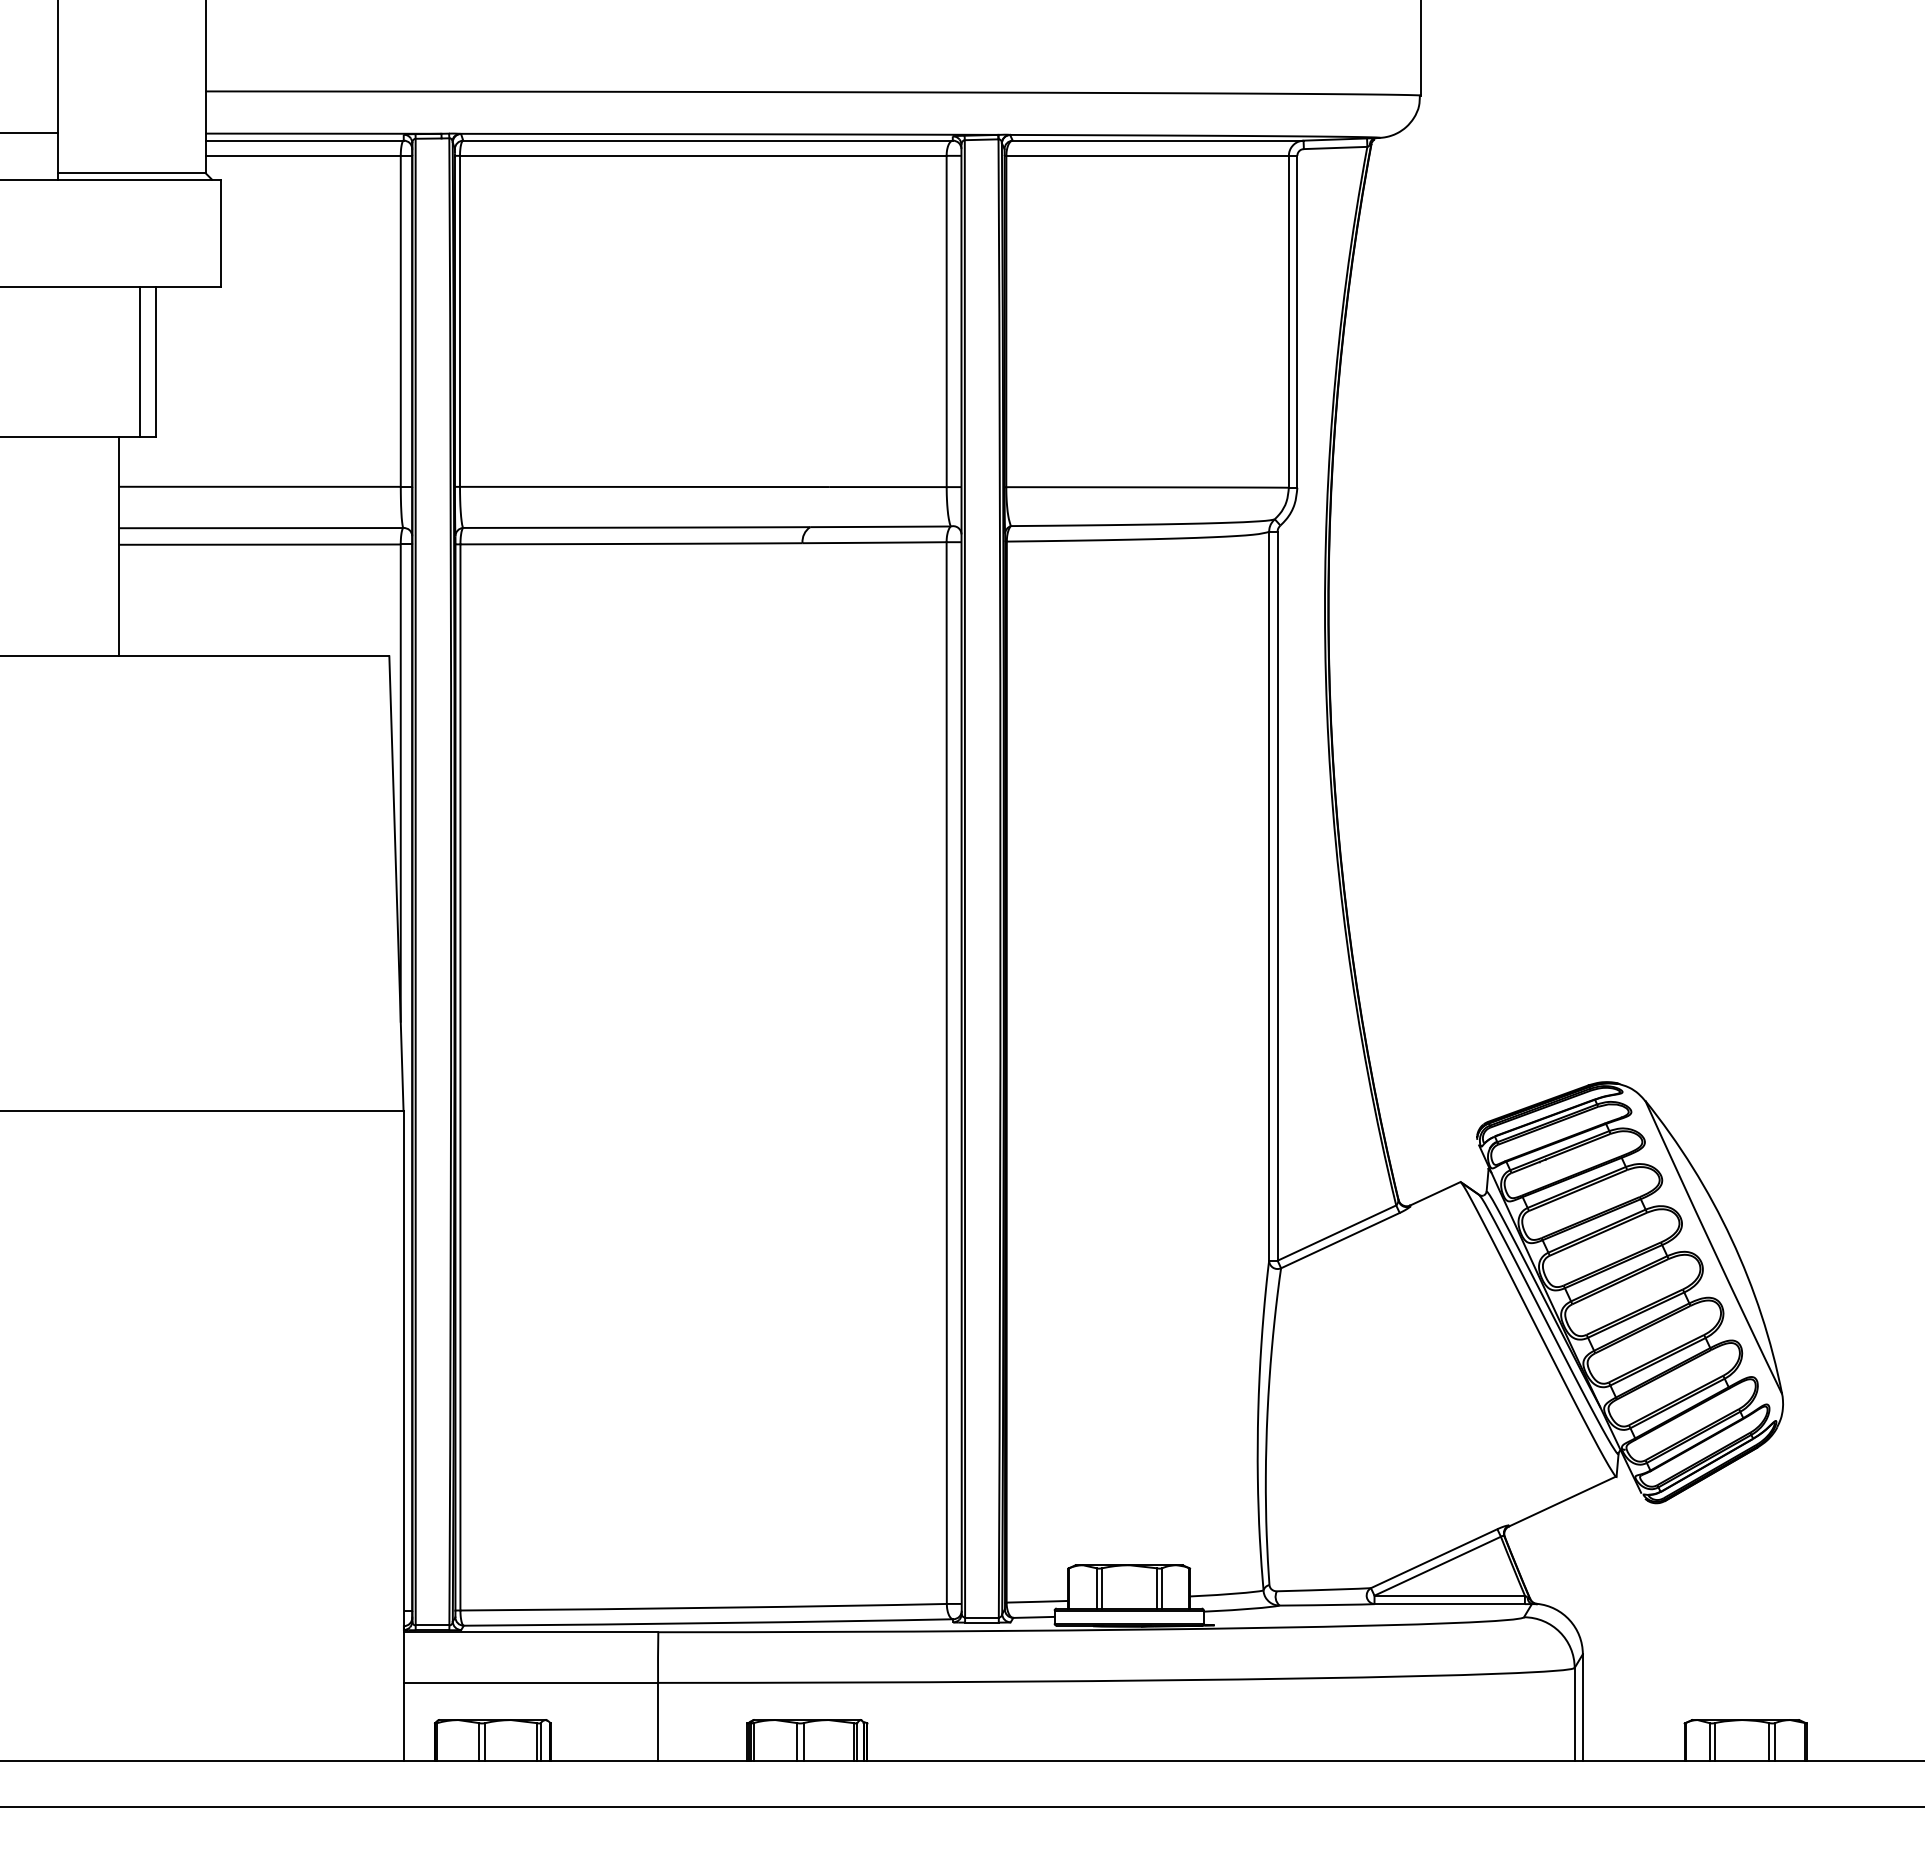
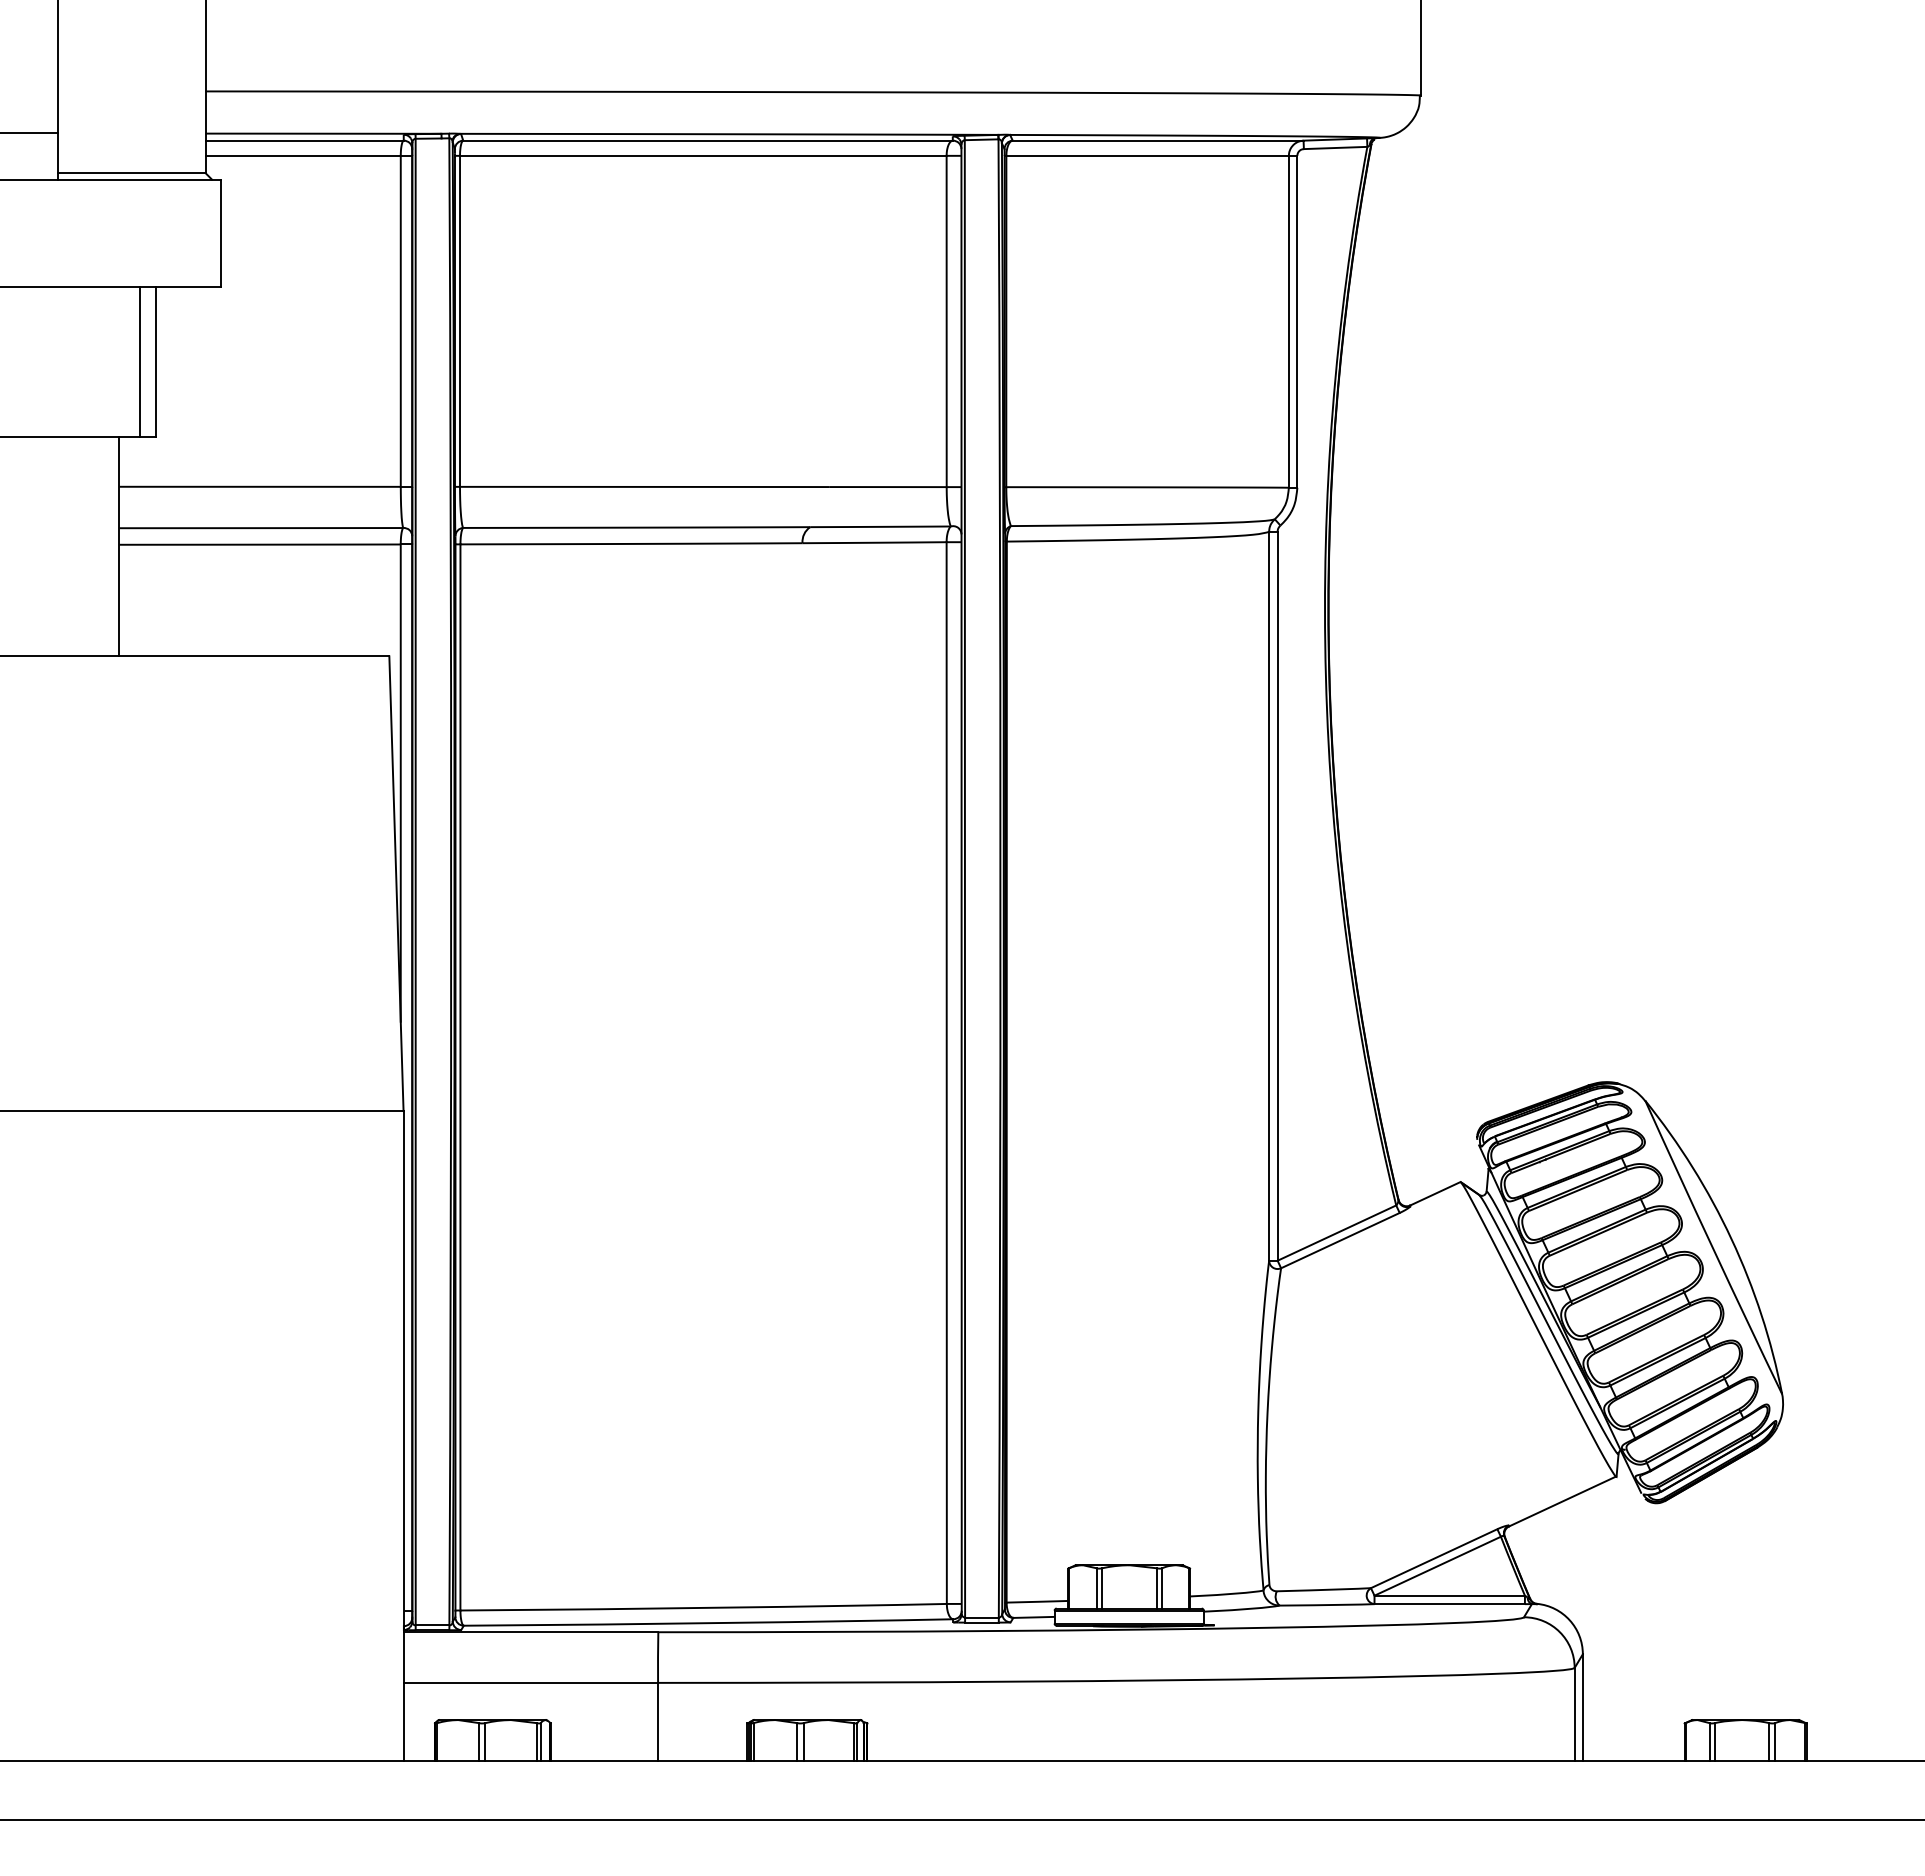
line position: (961, 1806) -> (961, 1819) (961, 1819)
